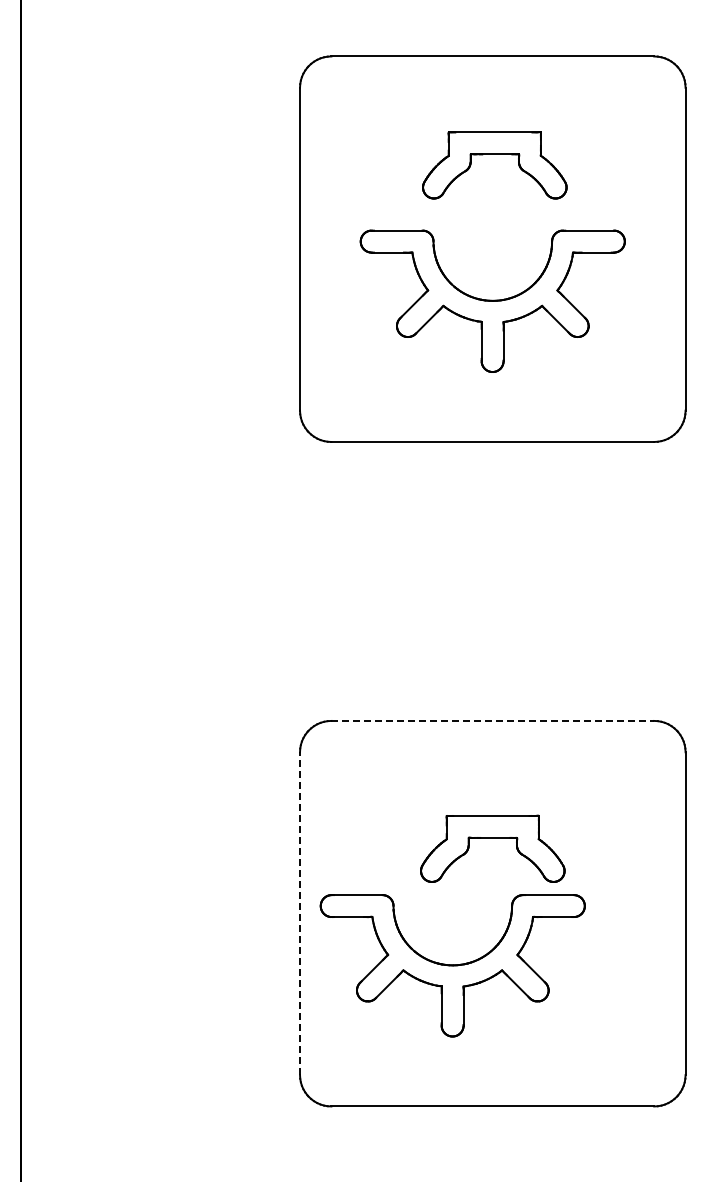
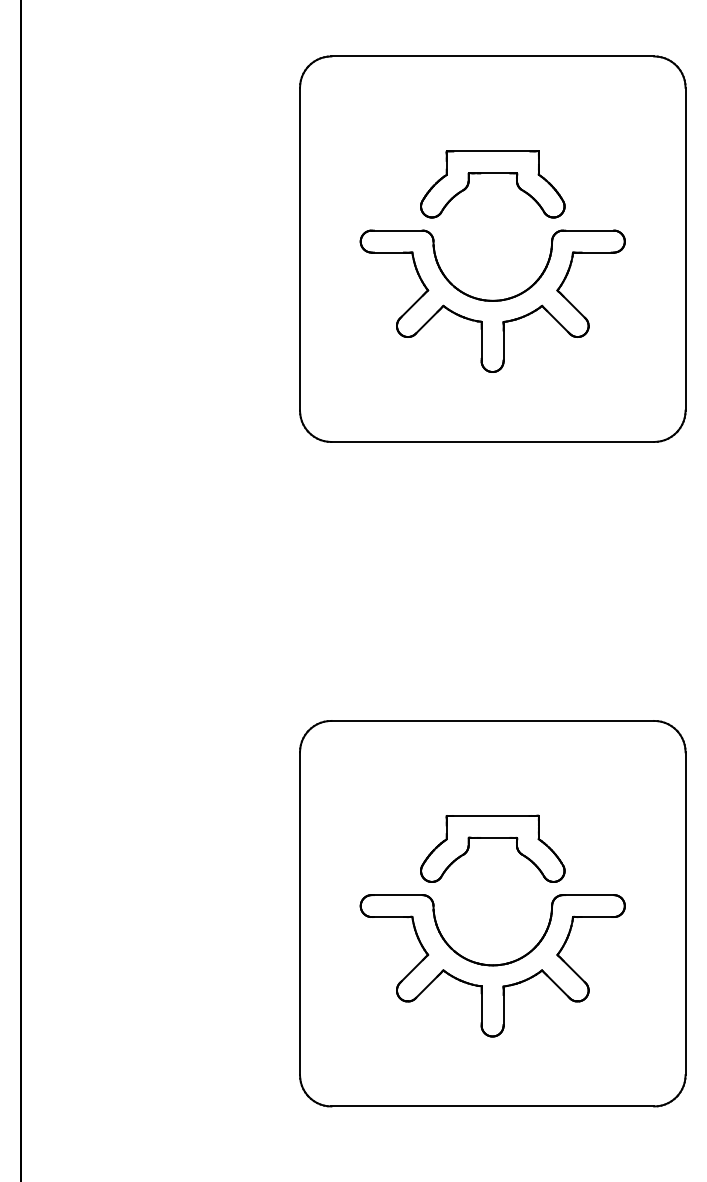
part position: (494, 154) -> (492, 173) (492, 173)
line: dashed -> solid (493, 720)
line: dashed -> solid (300, 913)
part position: (452, 965) -> (492, 965) (492, 965)
